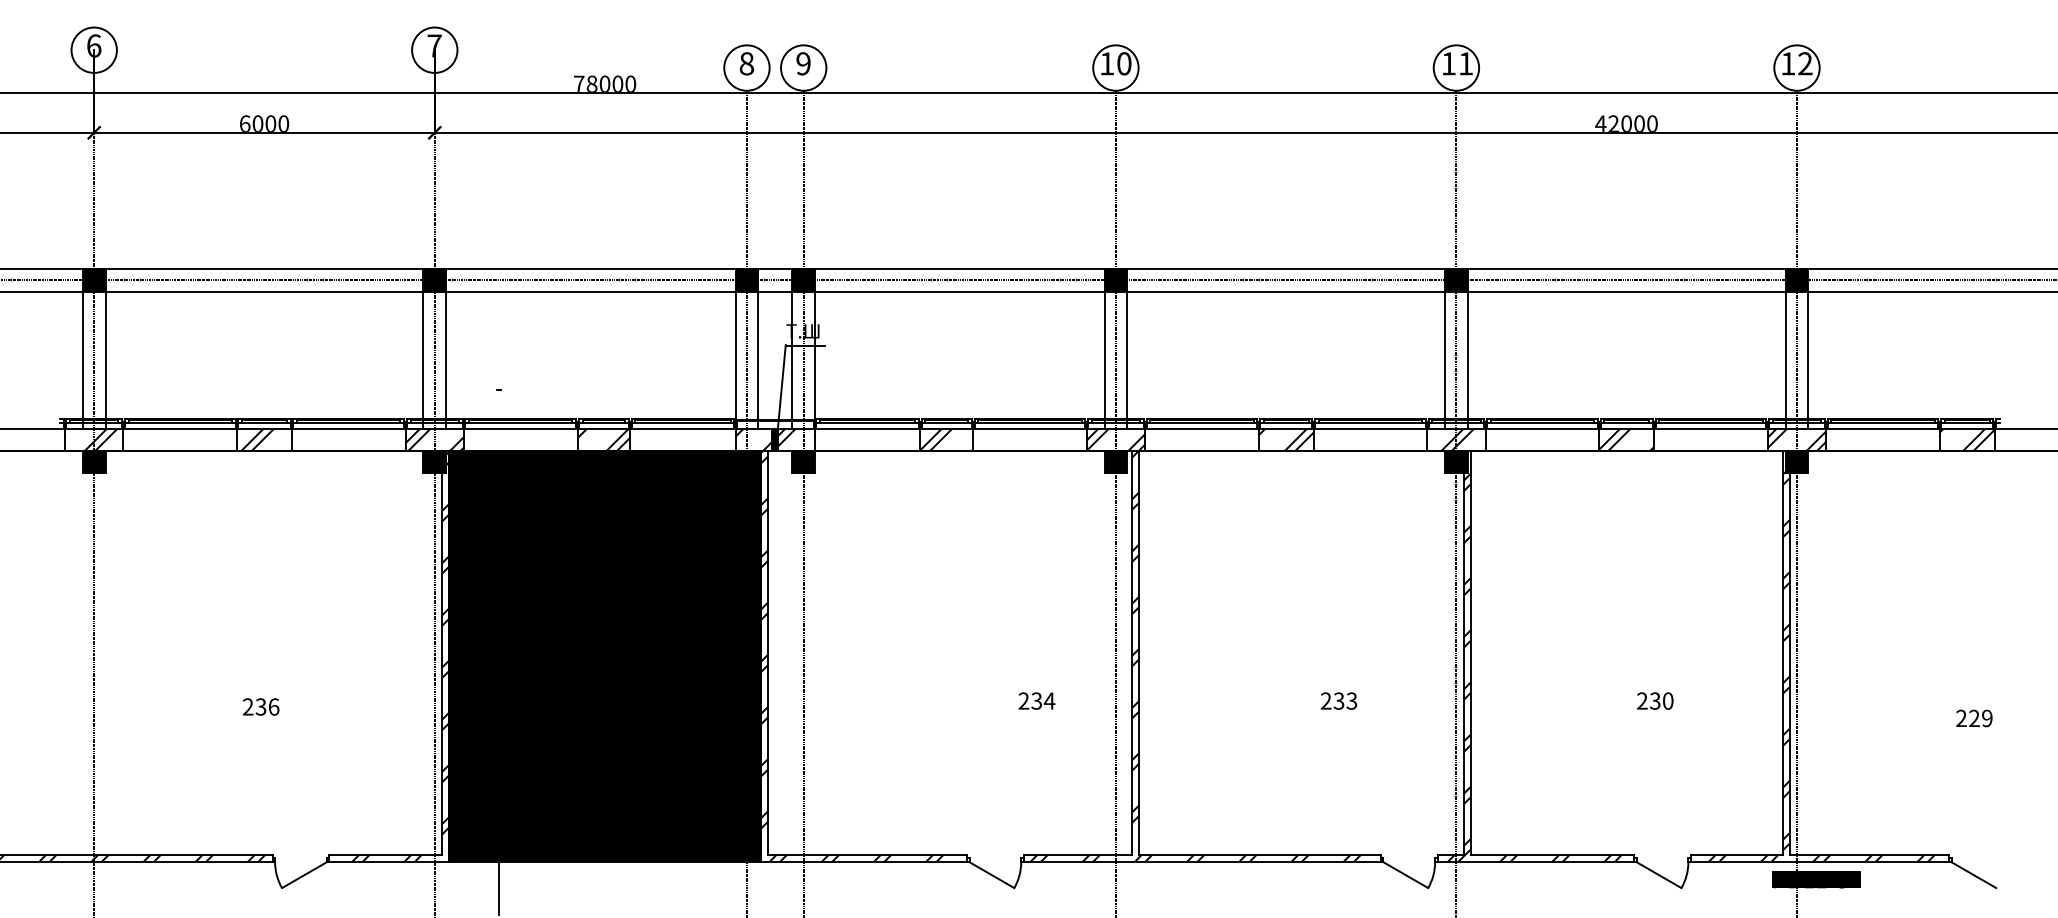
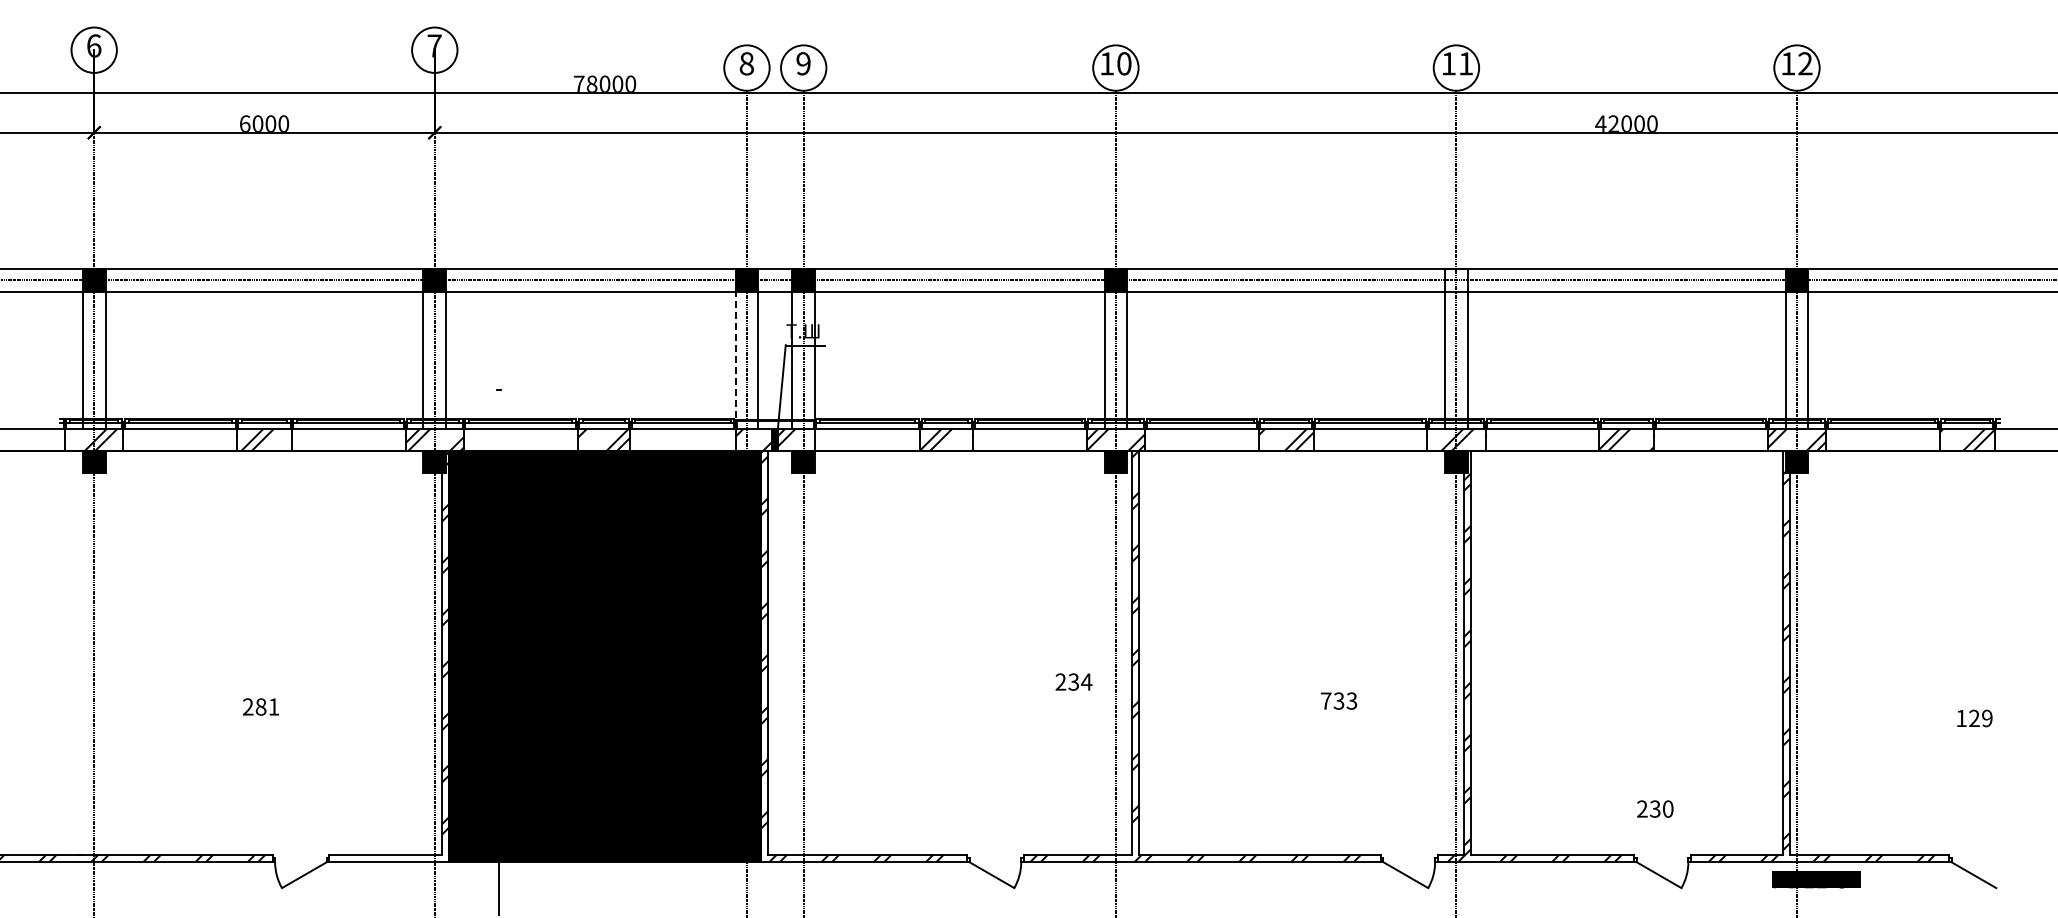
fill: present -> none (1456, 280)
line: solid -> dashed (735, 360)
text position: (1036, 700) -> (1073, 681) (1073, 681)
text: 233 -> 733 (1325, 700)
text position: (1655, 700) -> (1655, 808) (1655, 808)
text: 236 -> 281 (267, 706)
text: 229 -> 129 (1961, 717)
hatch: present -> none (386, 858)
